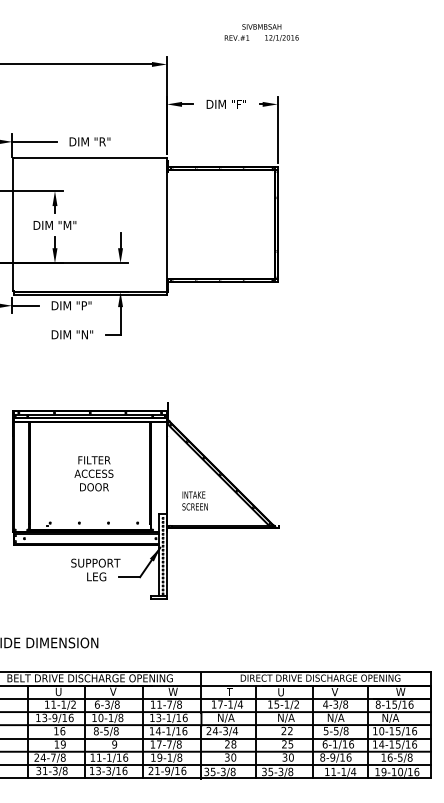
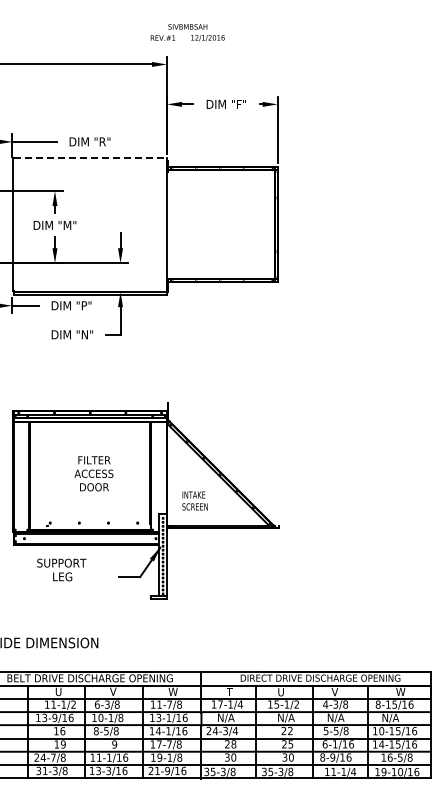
text position: (261, 32) -> (187, 32) (187, 32)
line: solid -> dashed (90, 157)
text position: (95, 569) -> (61, 569) (61, 569)
